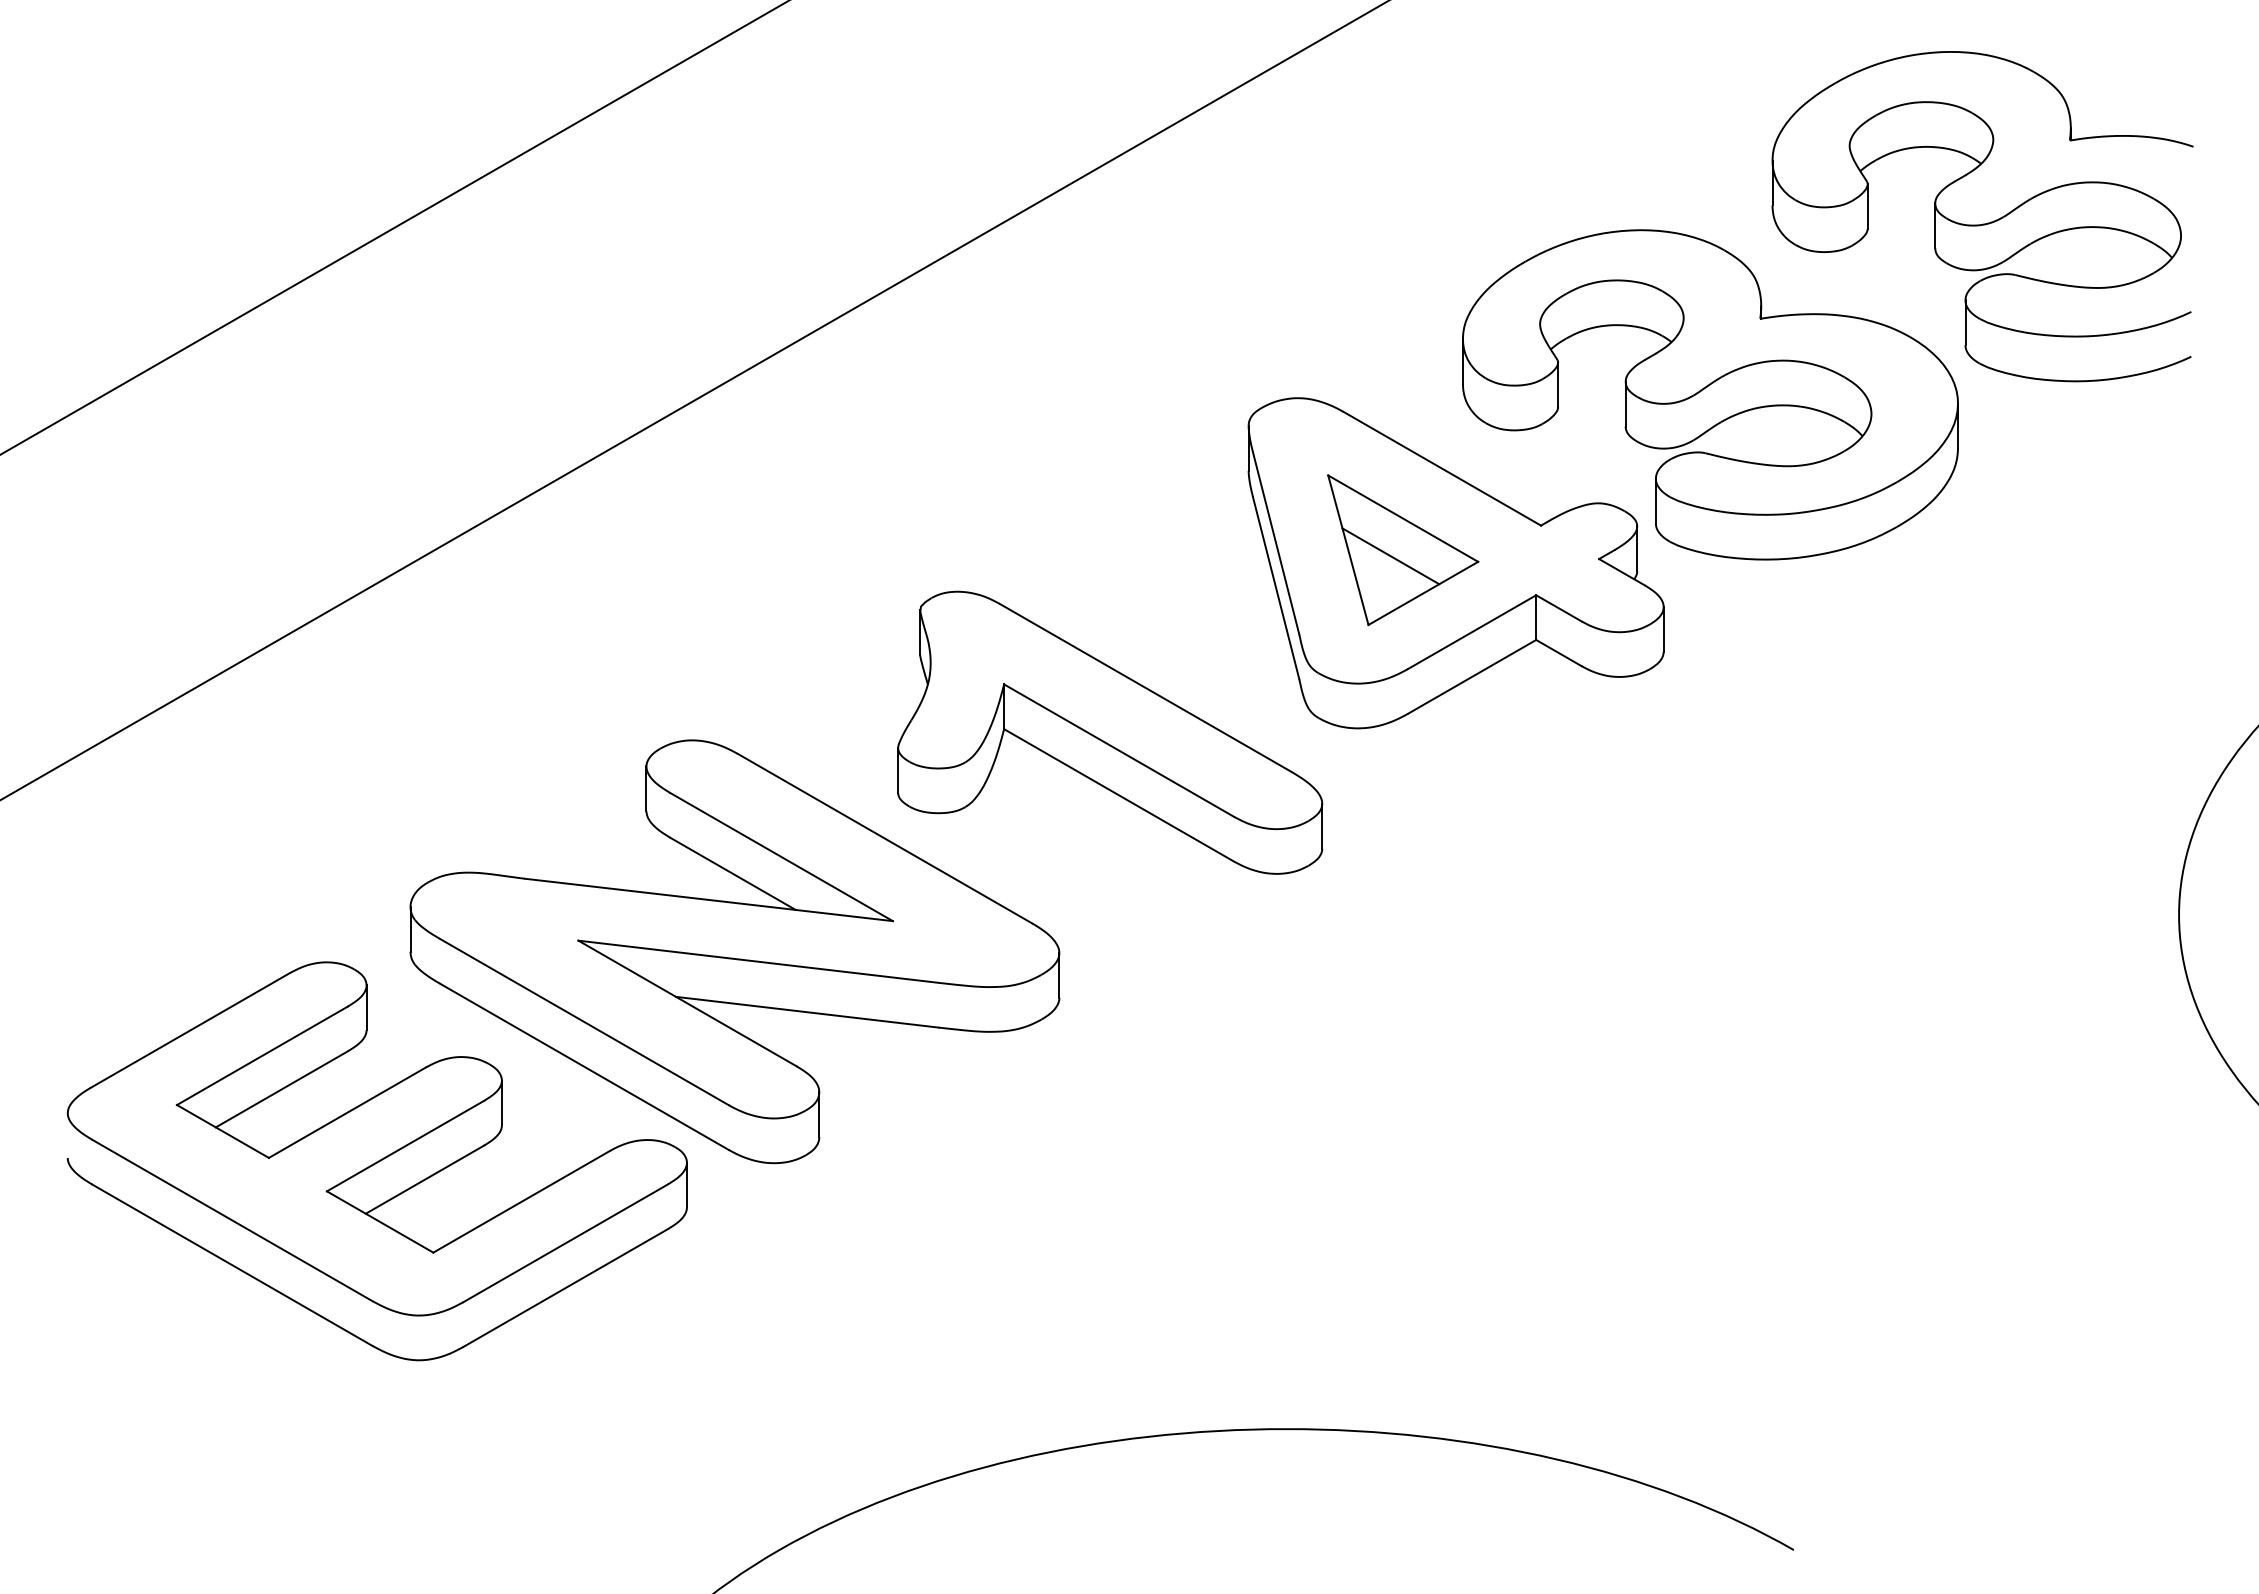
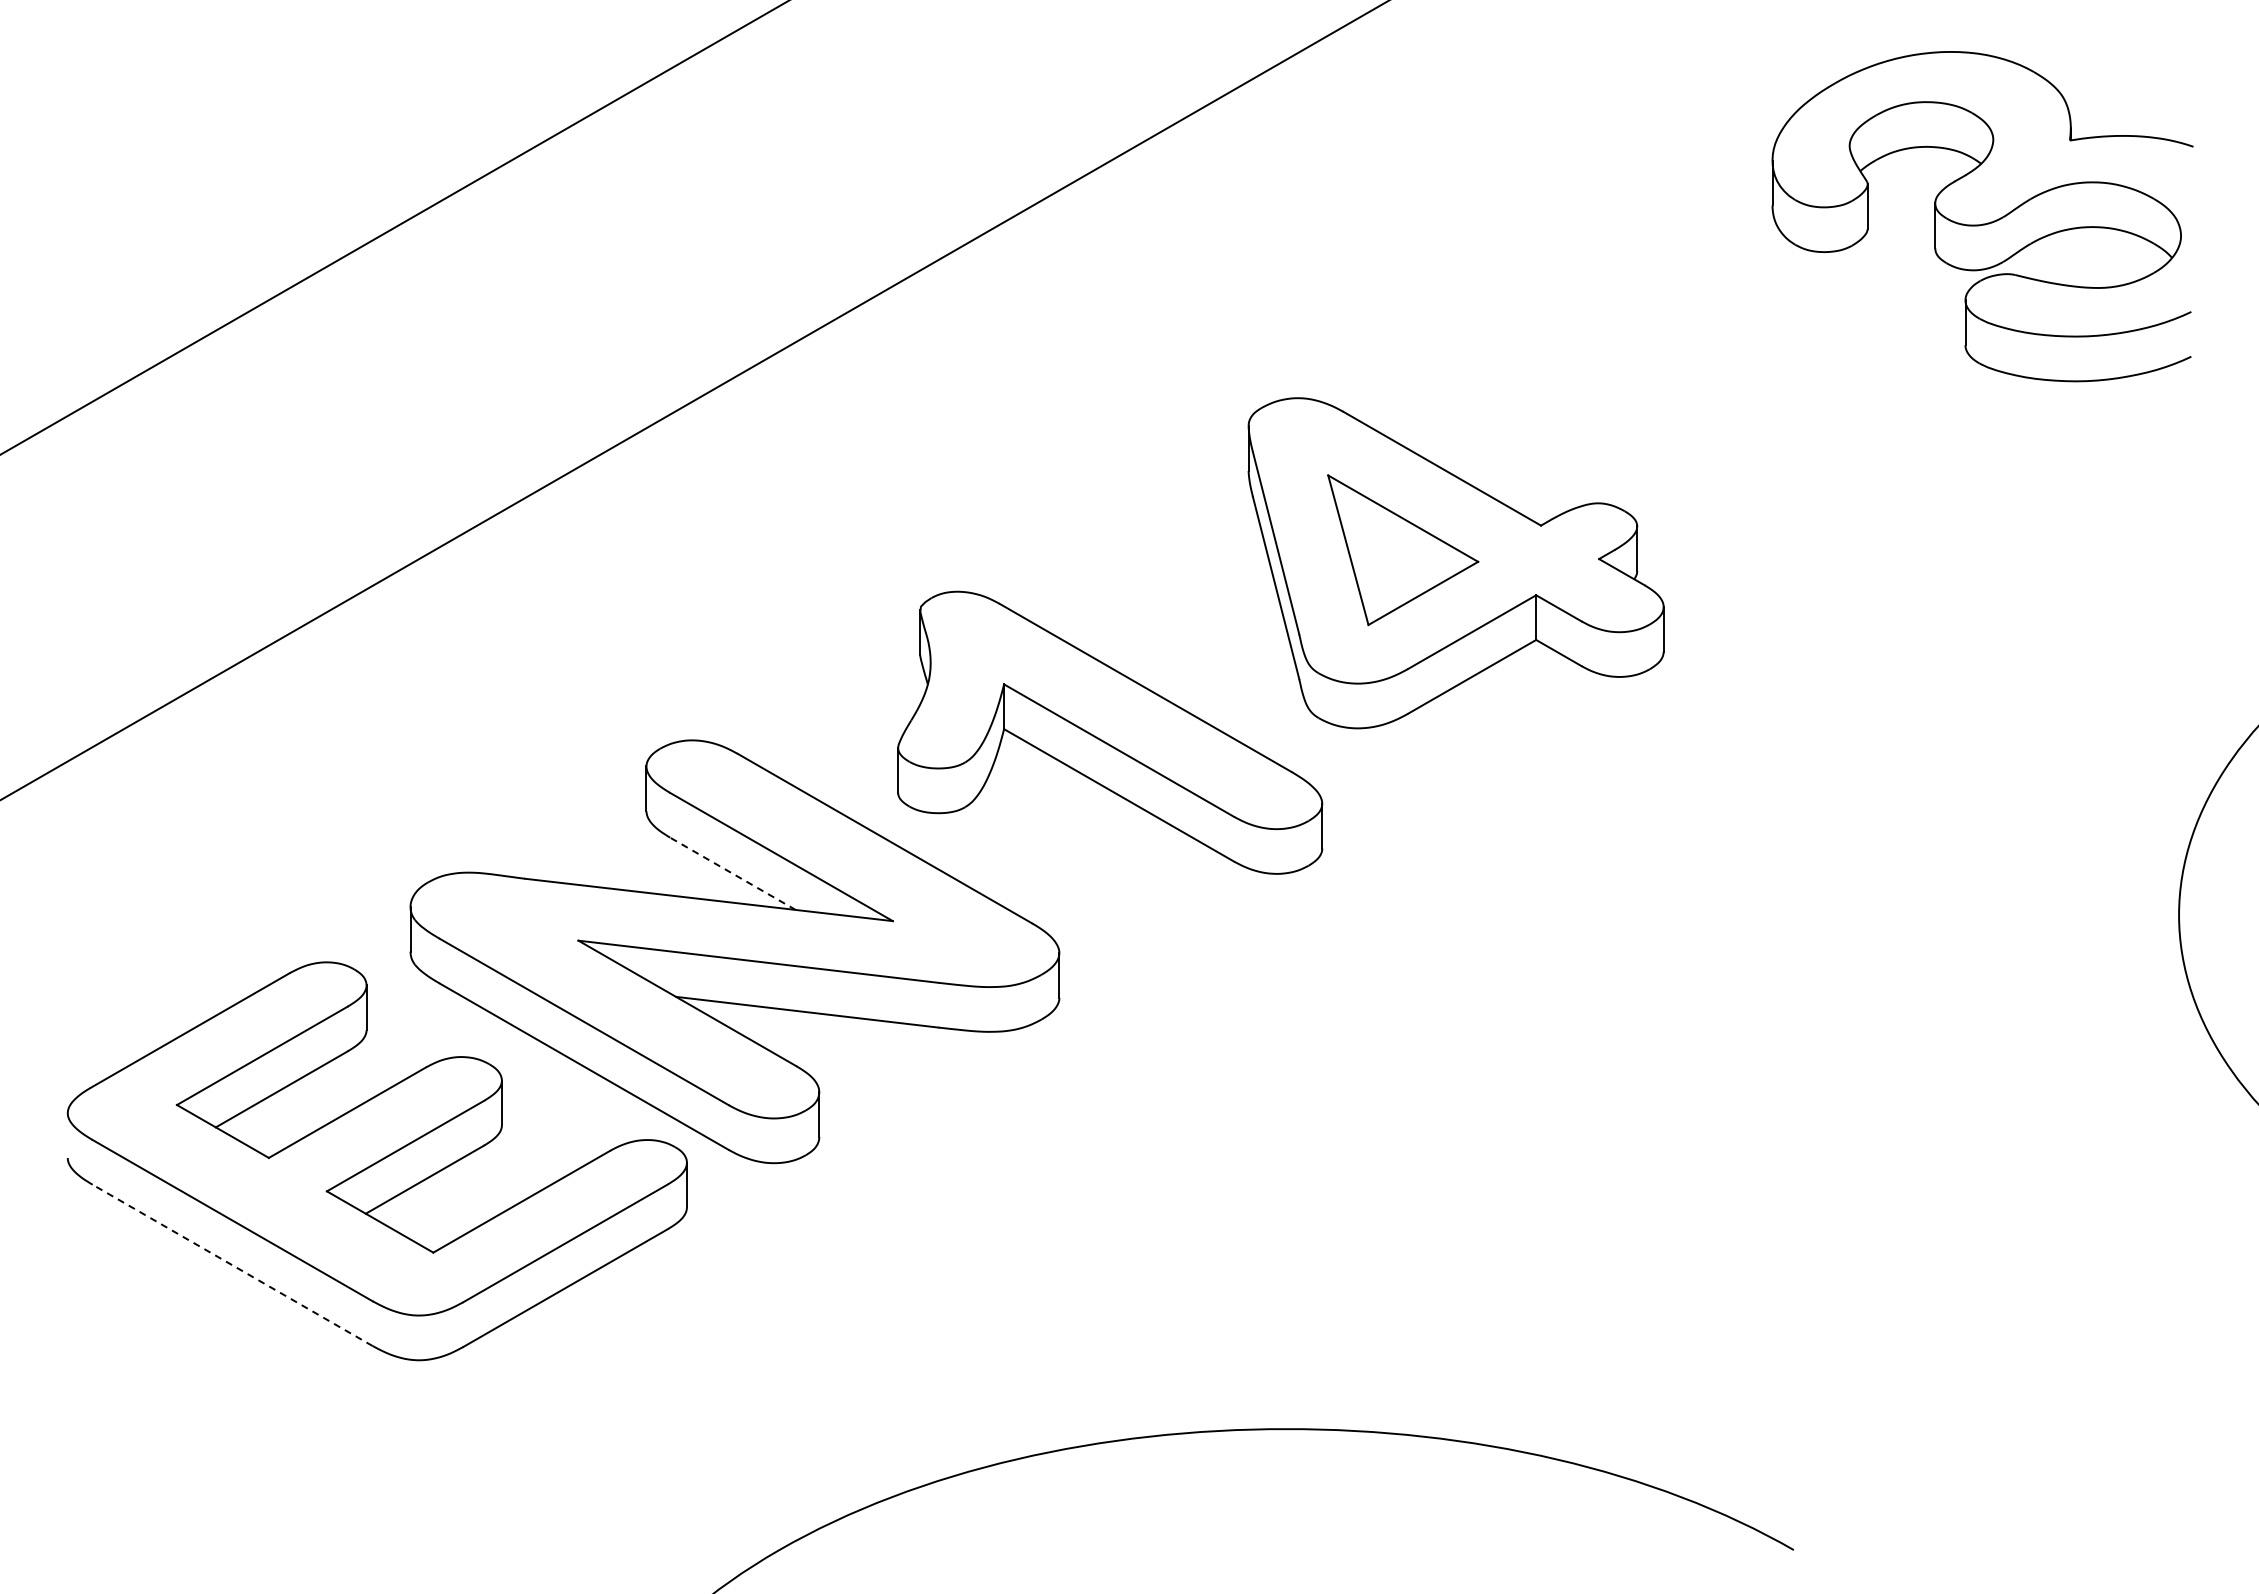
part: present -> none (1710, 394)
line: present -> none (1390, 556)
line: solid -> dashed (732, 873)
line: solid -> dashed (232, 1265)
